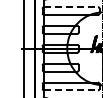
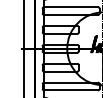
line: dashed -> solid (71, 7)
line: dashed -> solid (71, 90)
